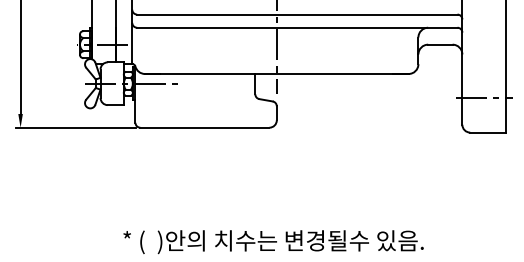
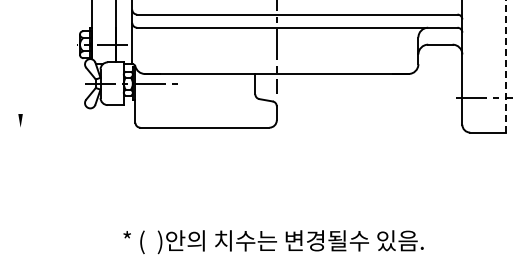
line: present -> none (20, 58)
line: solid -> dashed (506, 66)
line: present -> none (75, 127)
